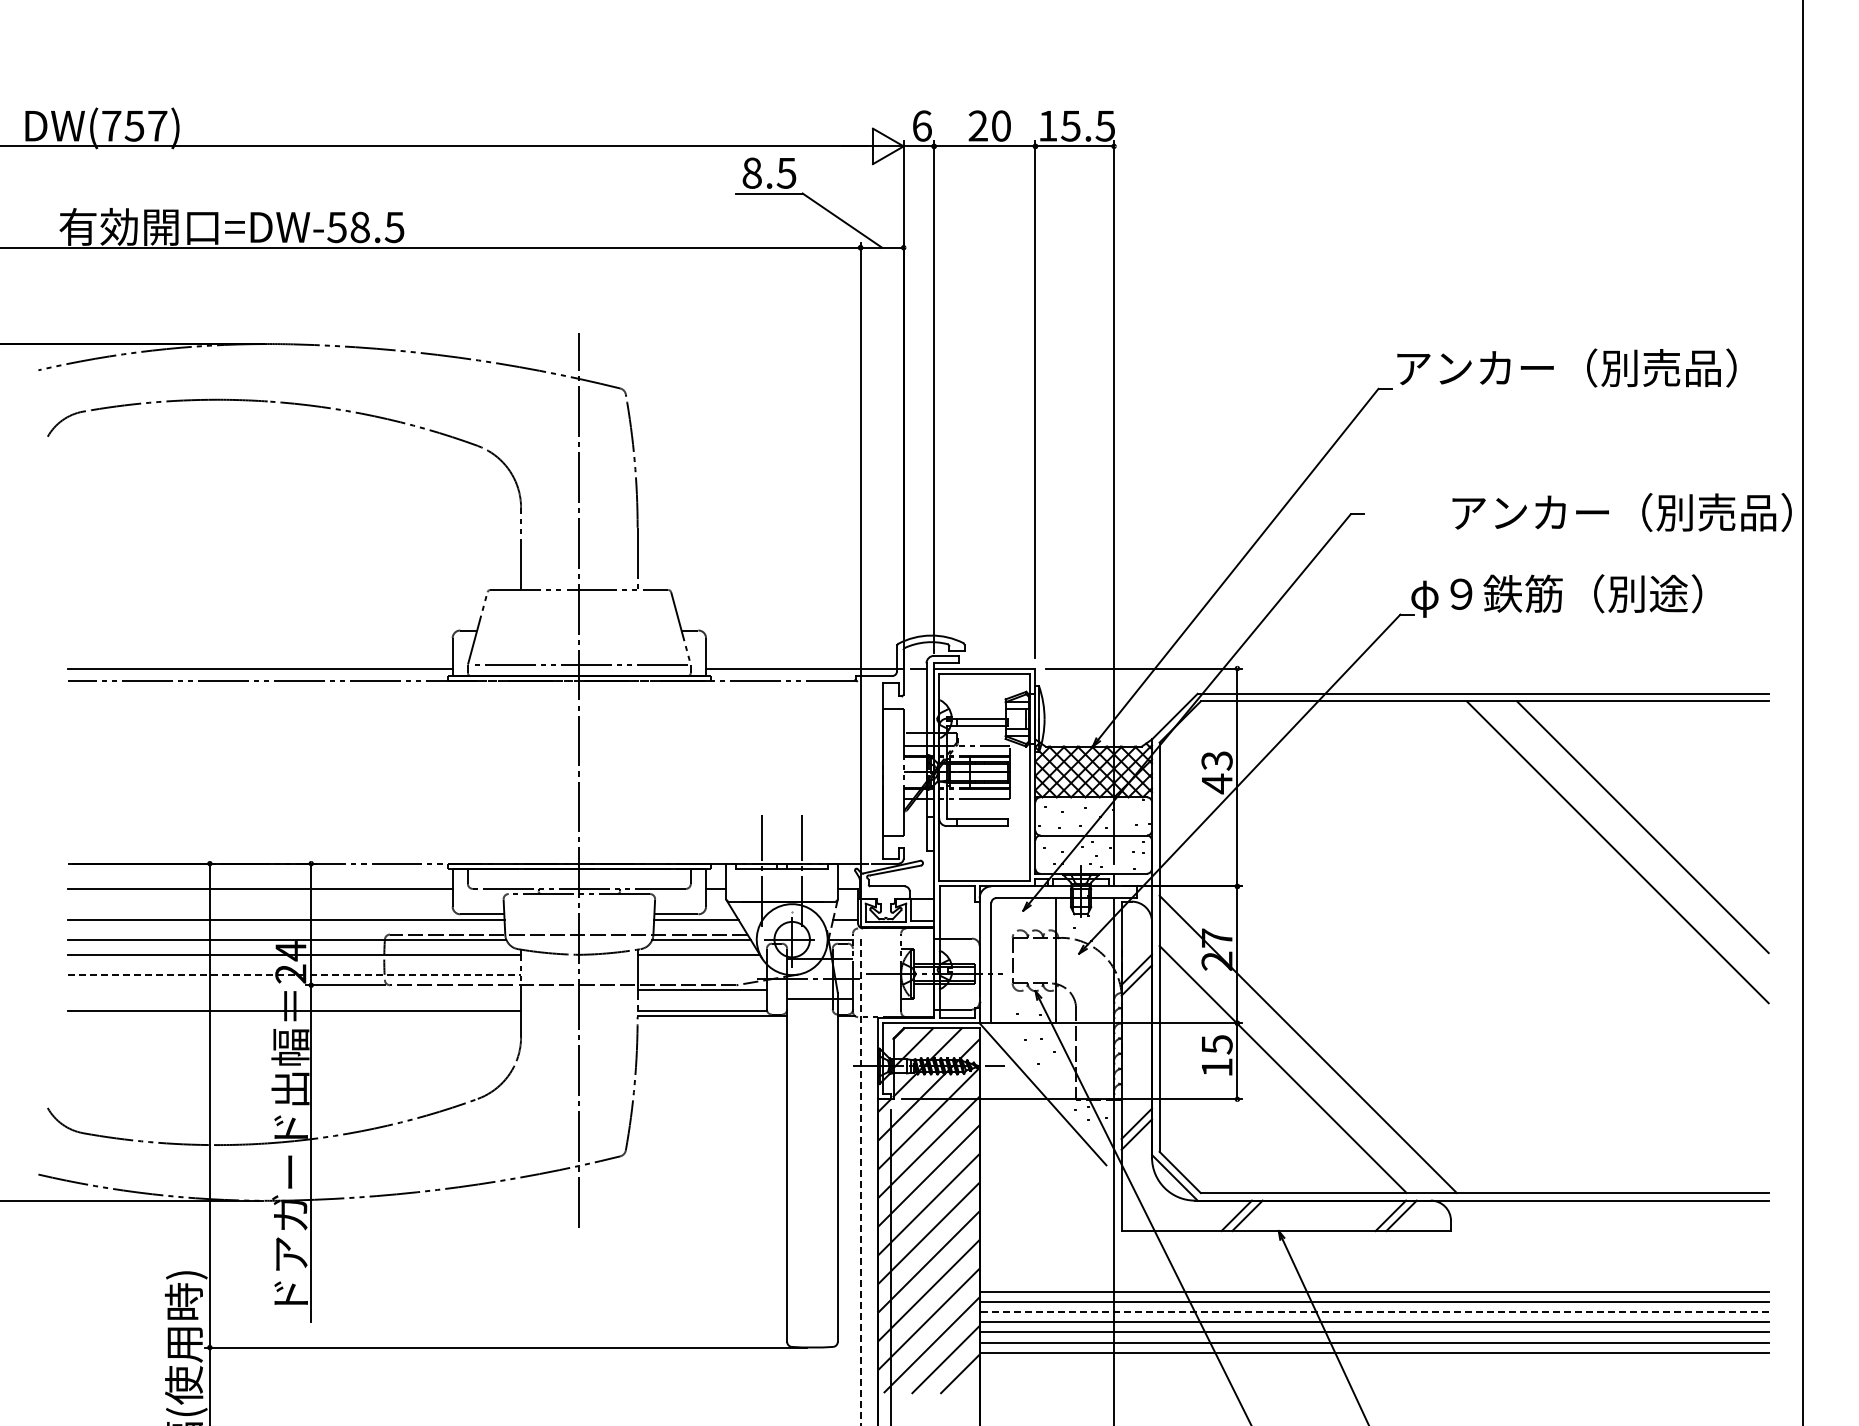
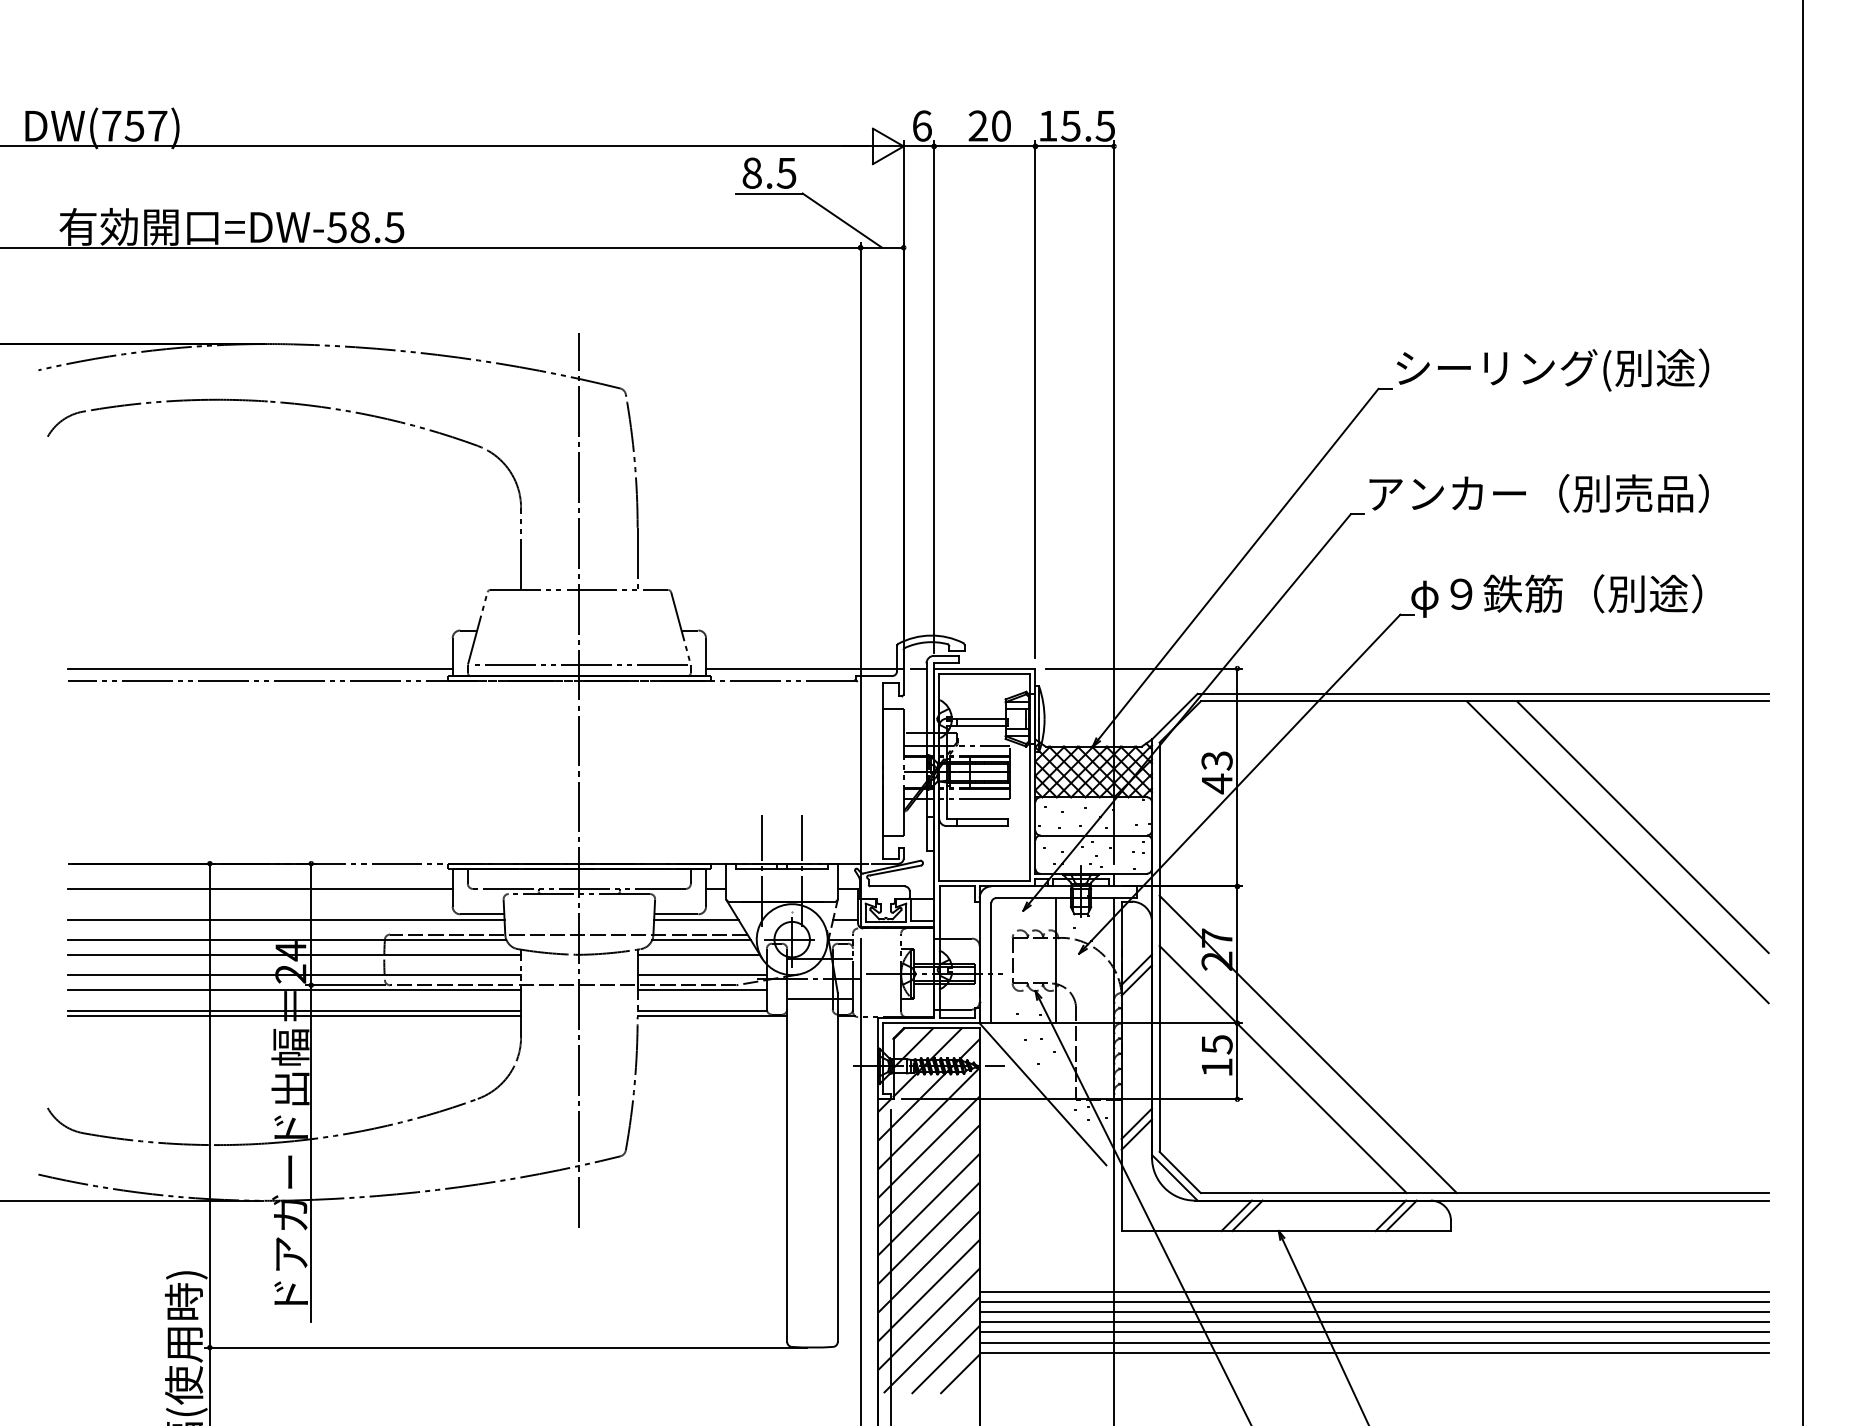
text: アンカー（別売品） -> シーリング(別途） (1566, 369)
text position: (1621, 512) -> (1538, 493) (1538, 493)
line: dashed -> solid (294, 975)
line: none -> present (701, 975)
line: none -> present (294, 990)
line: none -> present (294, 1015)
line: dashed -> solid (860, 1182)
line: dashed -> solid (1373, 1312)
